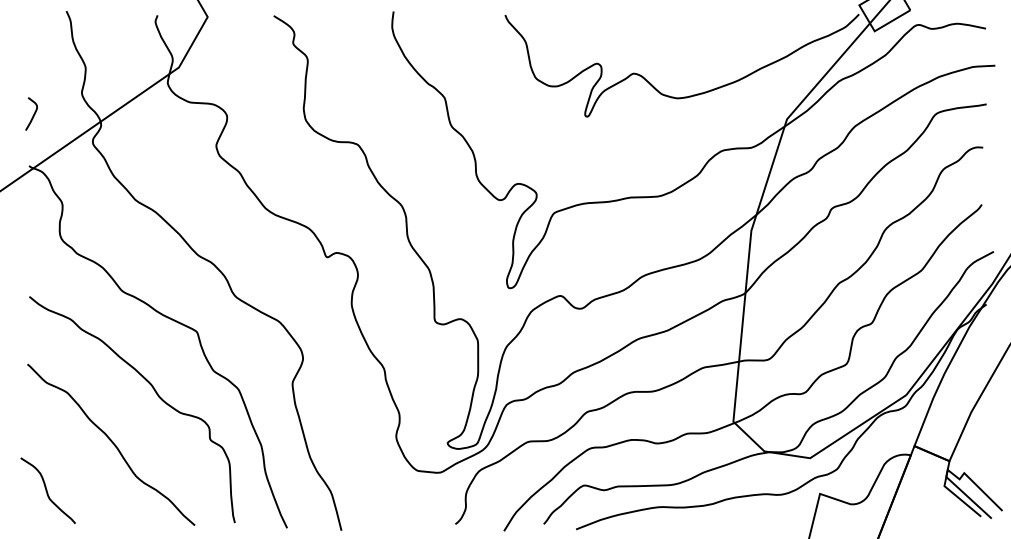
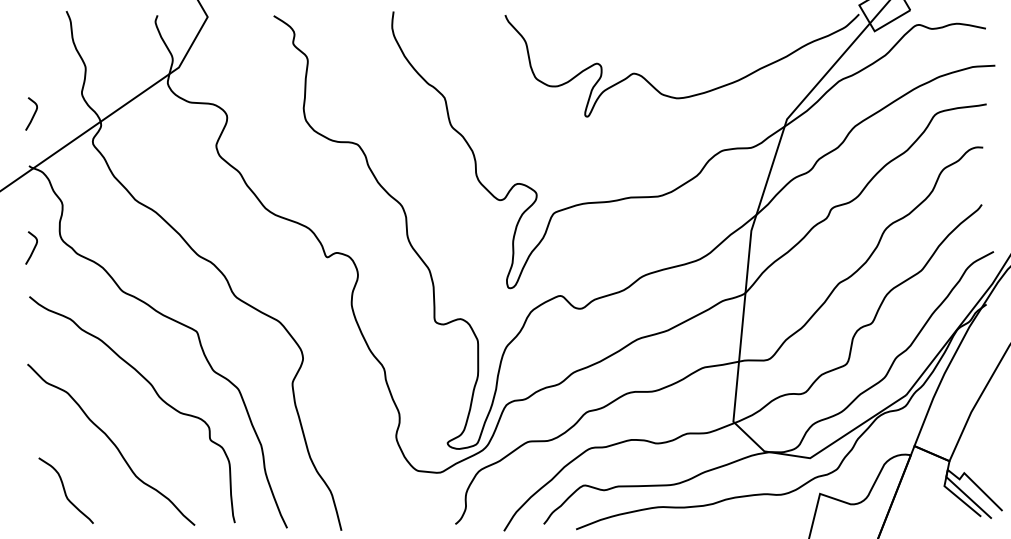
curve: none -> present (33, 247)
curve position: (47, 490) -> (65, 490) (65, 490)
